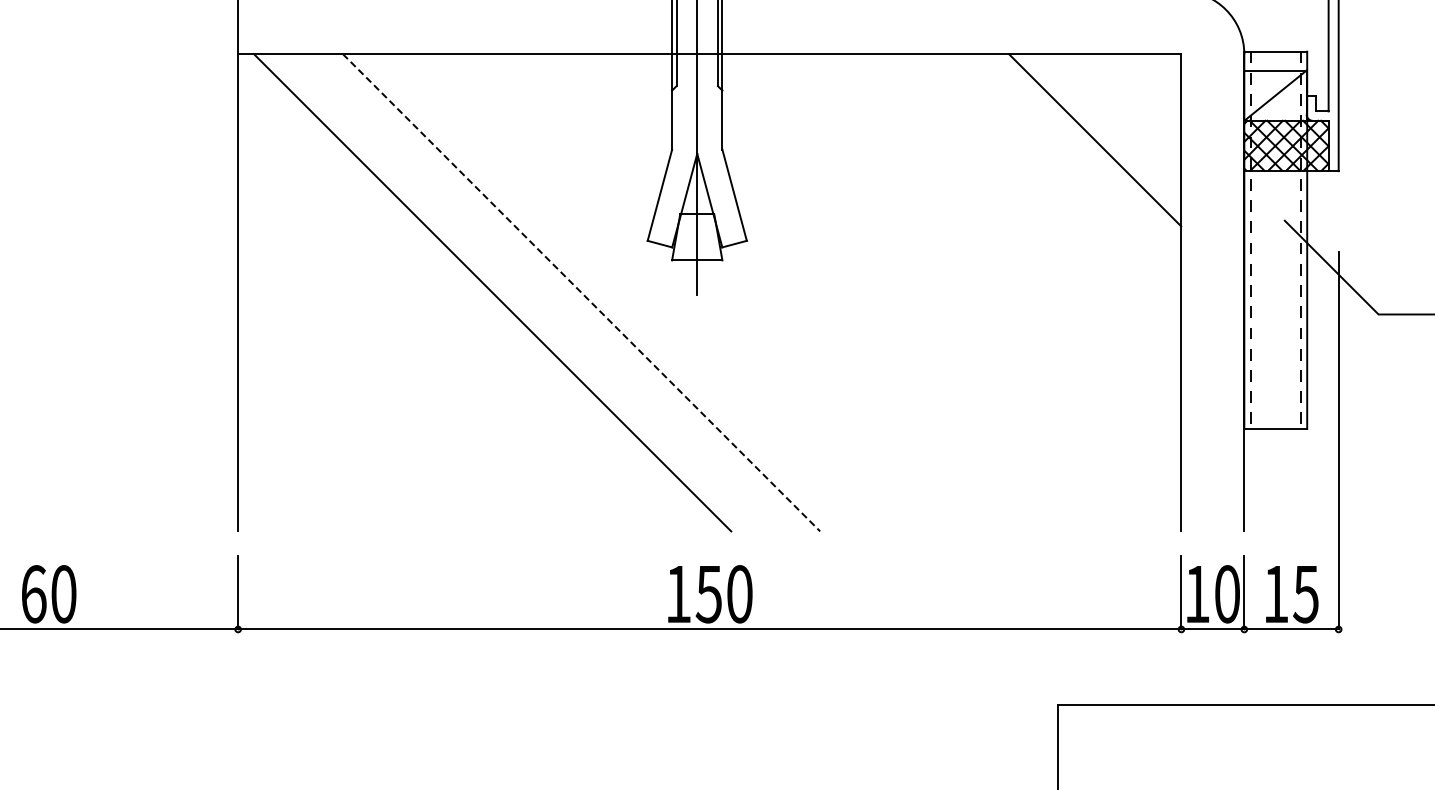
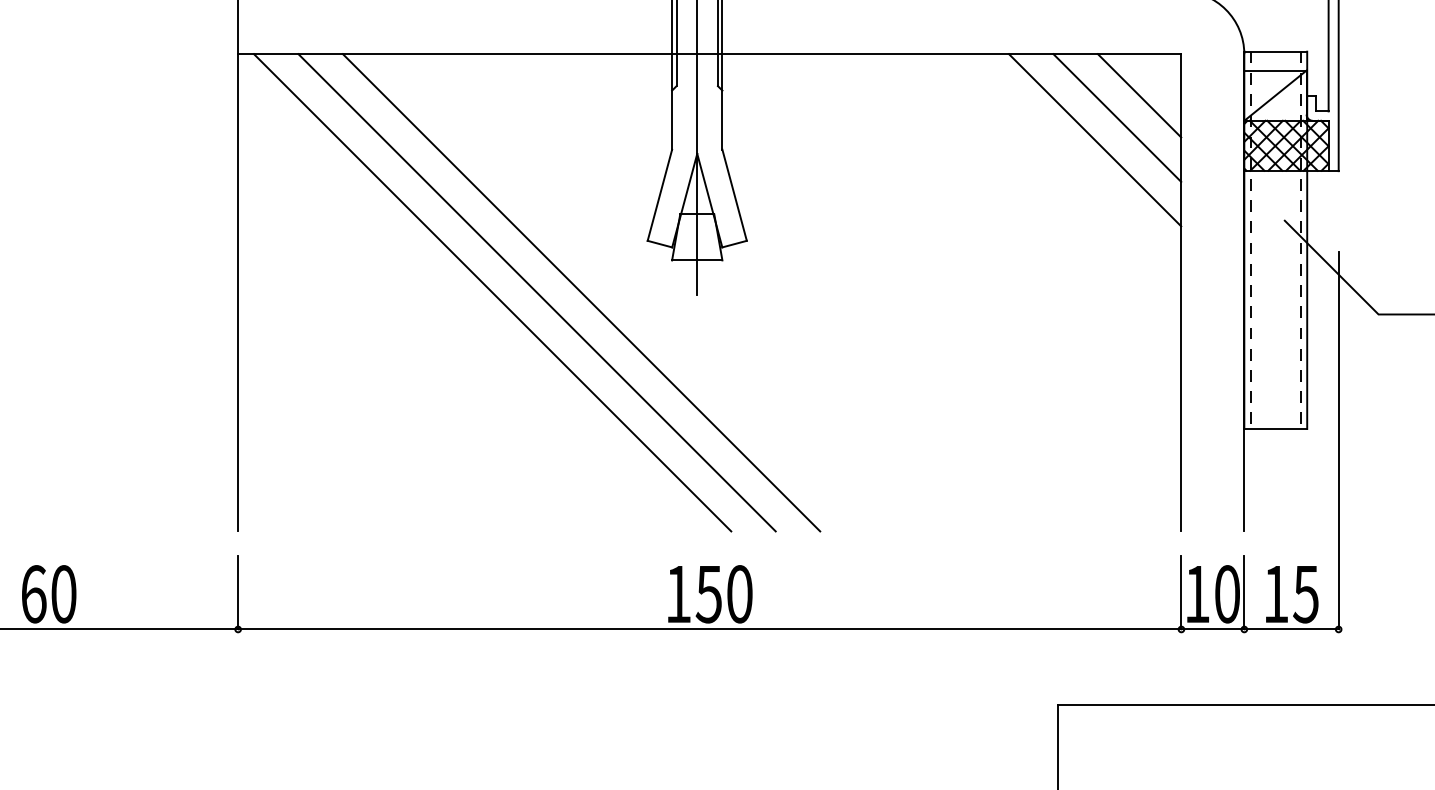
line: none -> present (1139, 95)
line: none -> present (1117, 117)
line: none -> present (536, 292)
line: dashed -> solid (581, 293)
